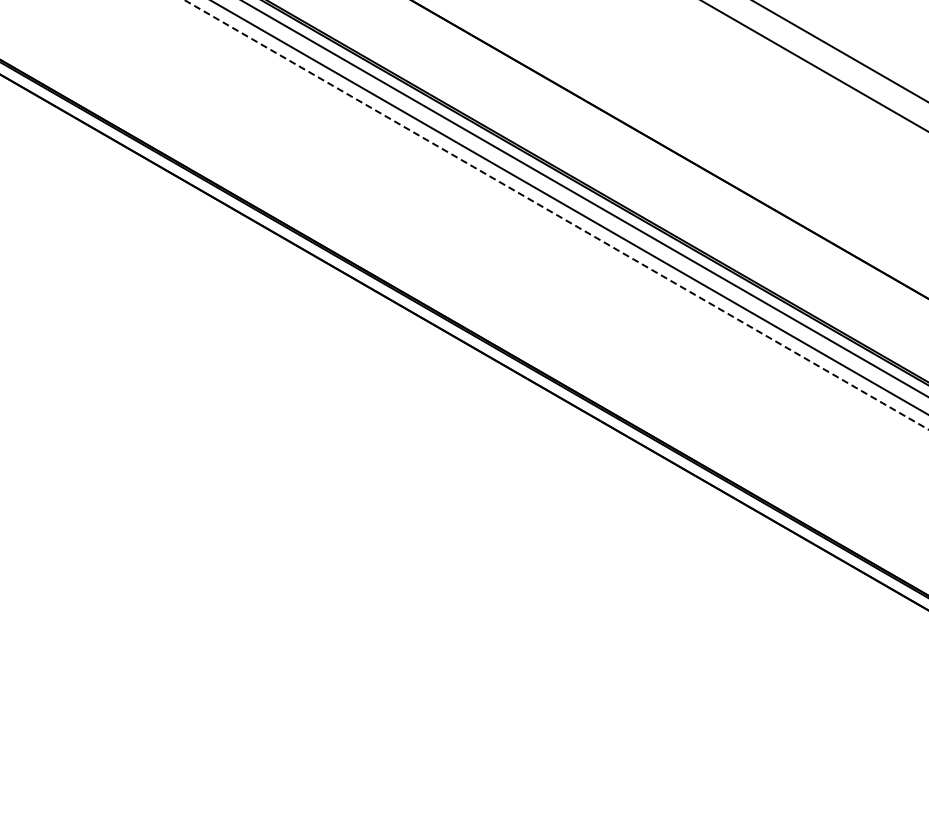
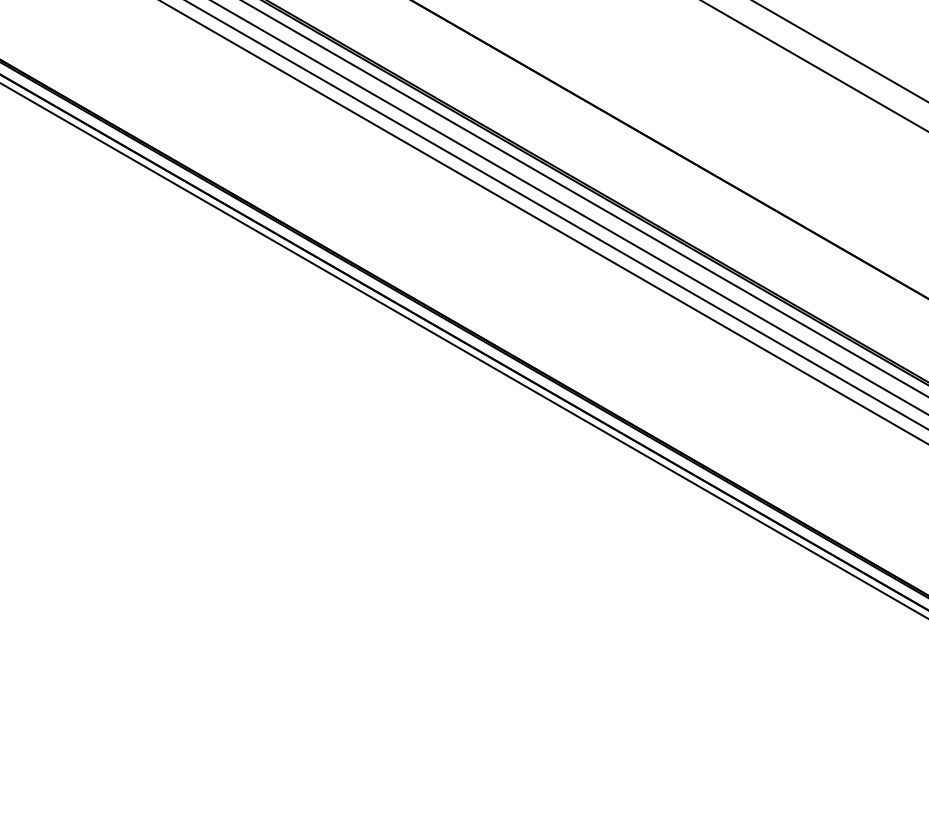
line: dashed -> solid (557, 215)
line: none -> present (543, 222)
line: none -> present (463, 350)
